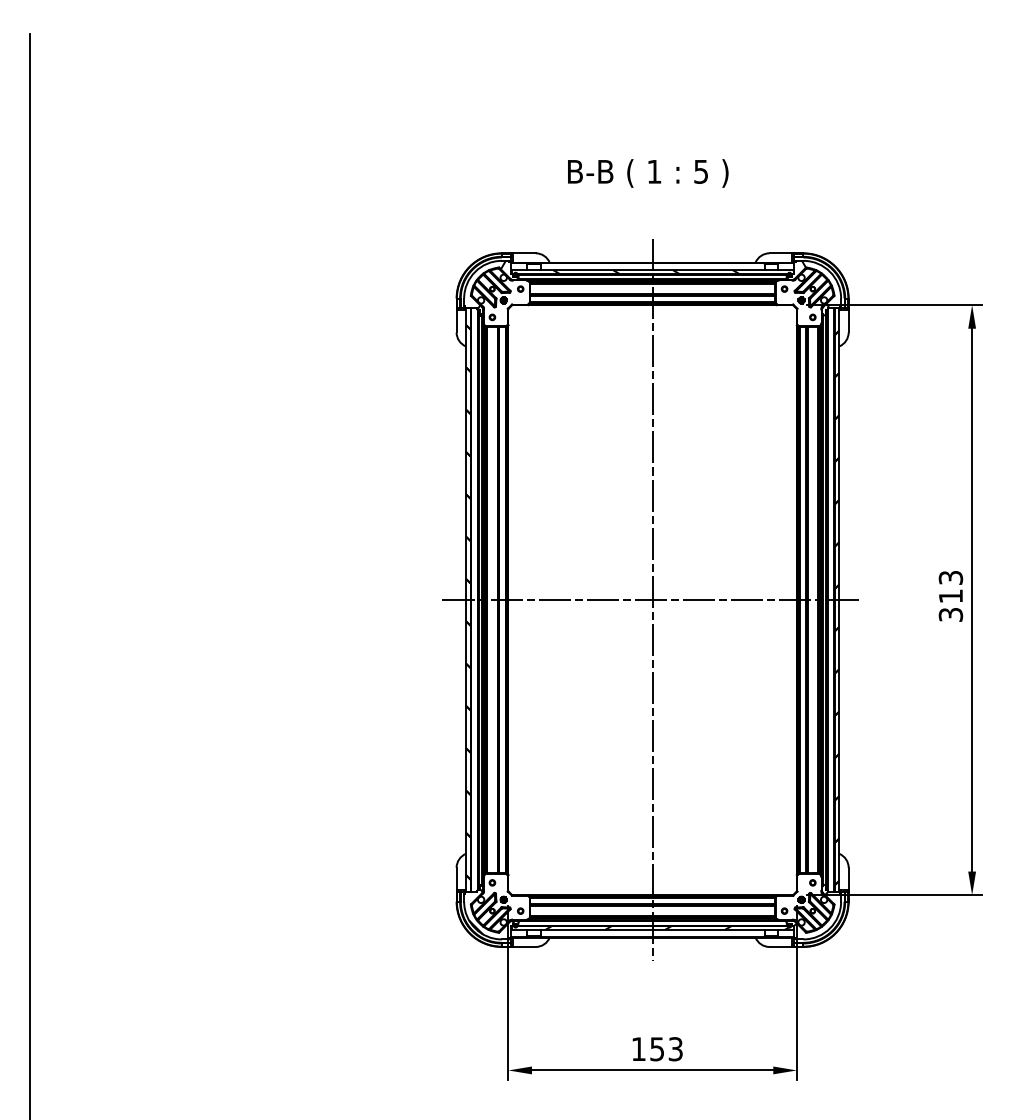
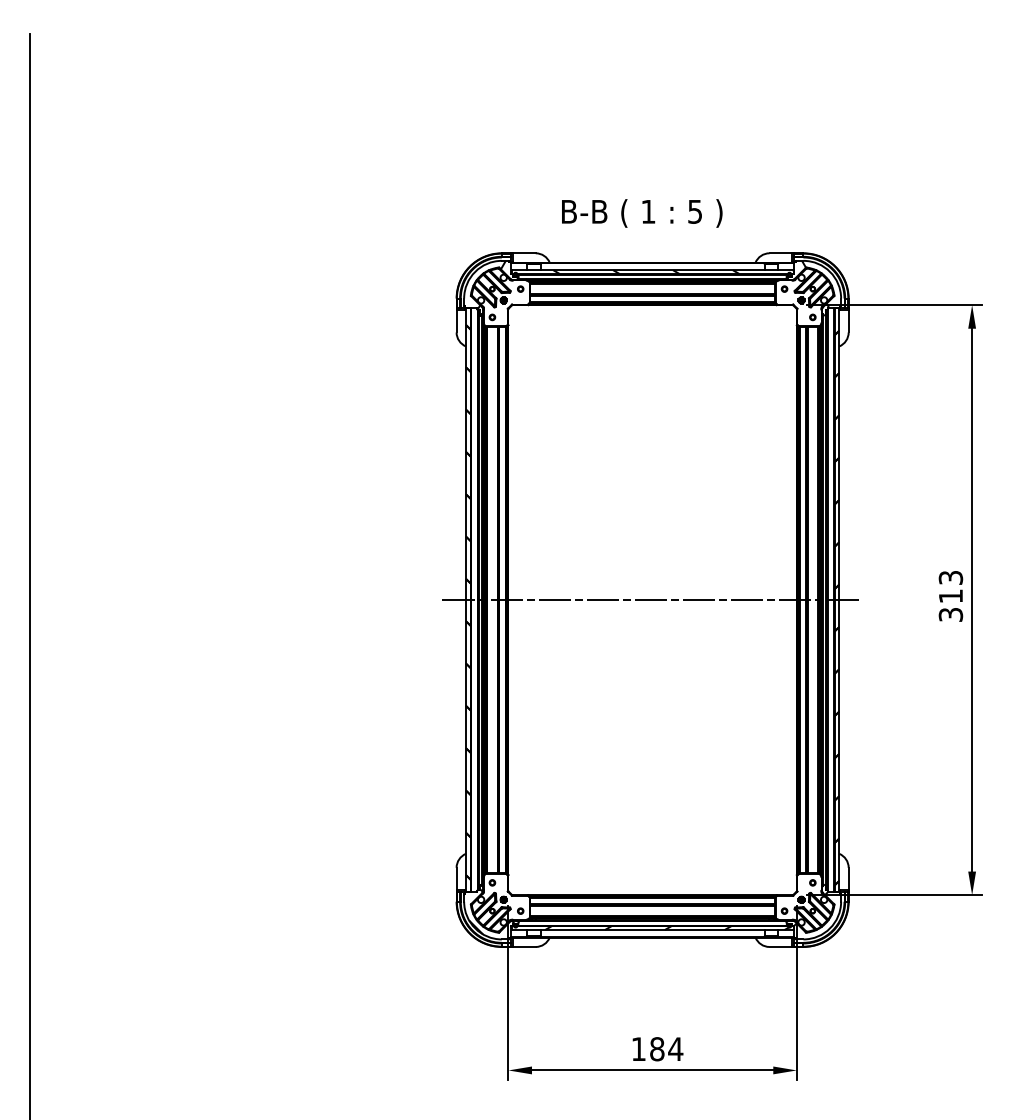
text position: (648, 173) -> (642, 213) (642, 213)
line: present -> none (652, 600)
text: 153 -> 184 (666, 1049)
